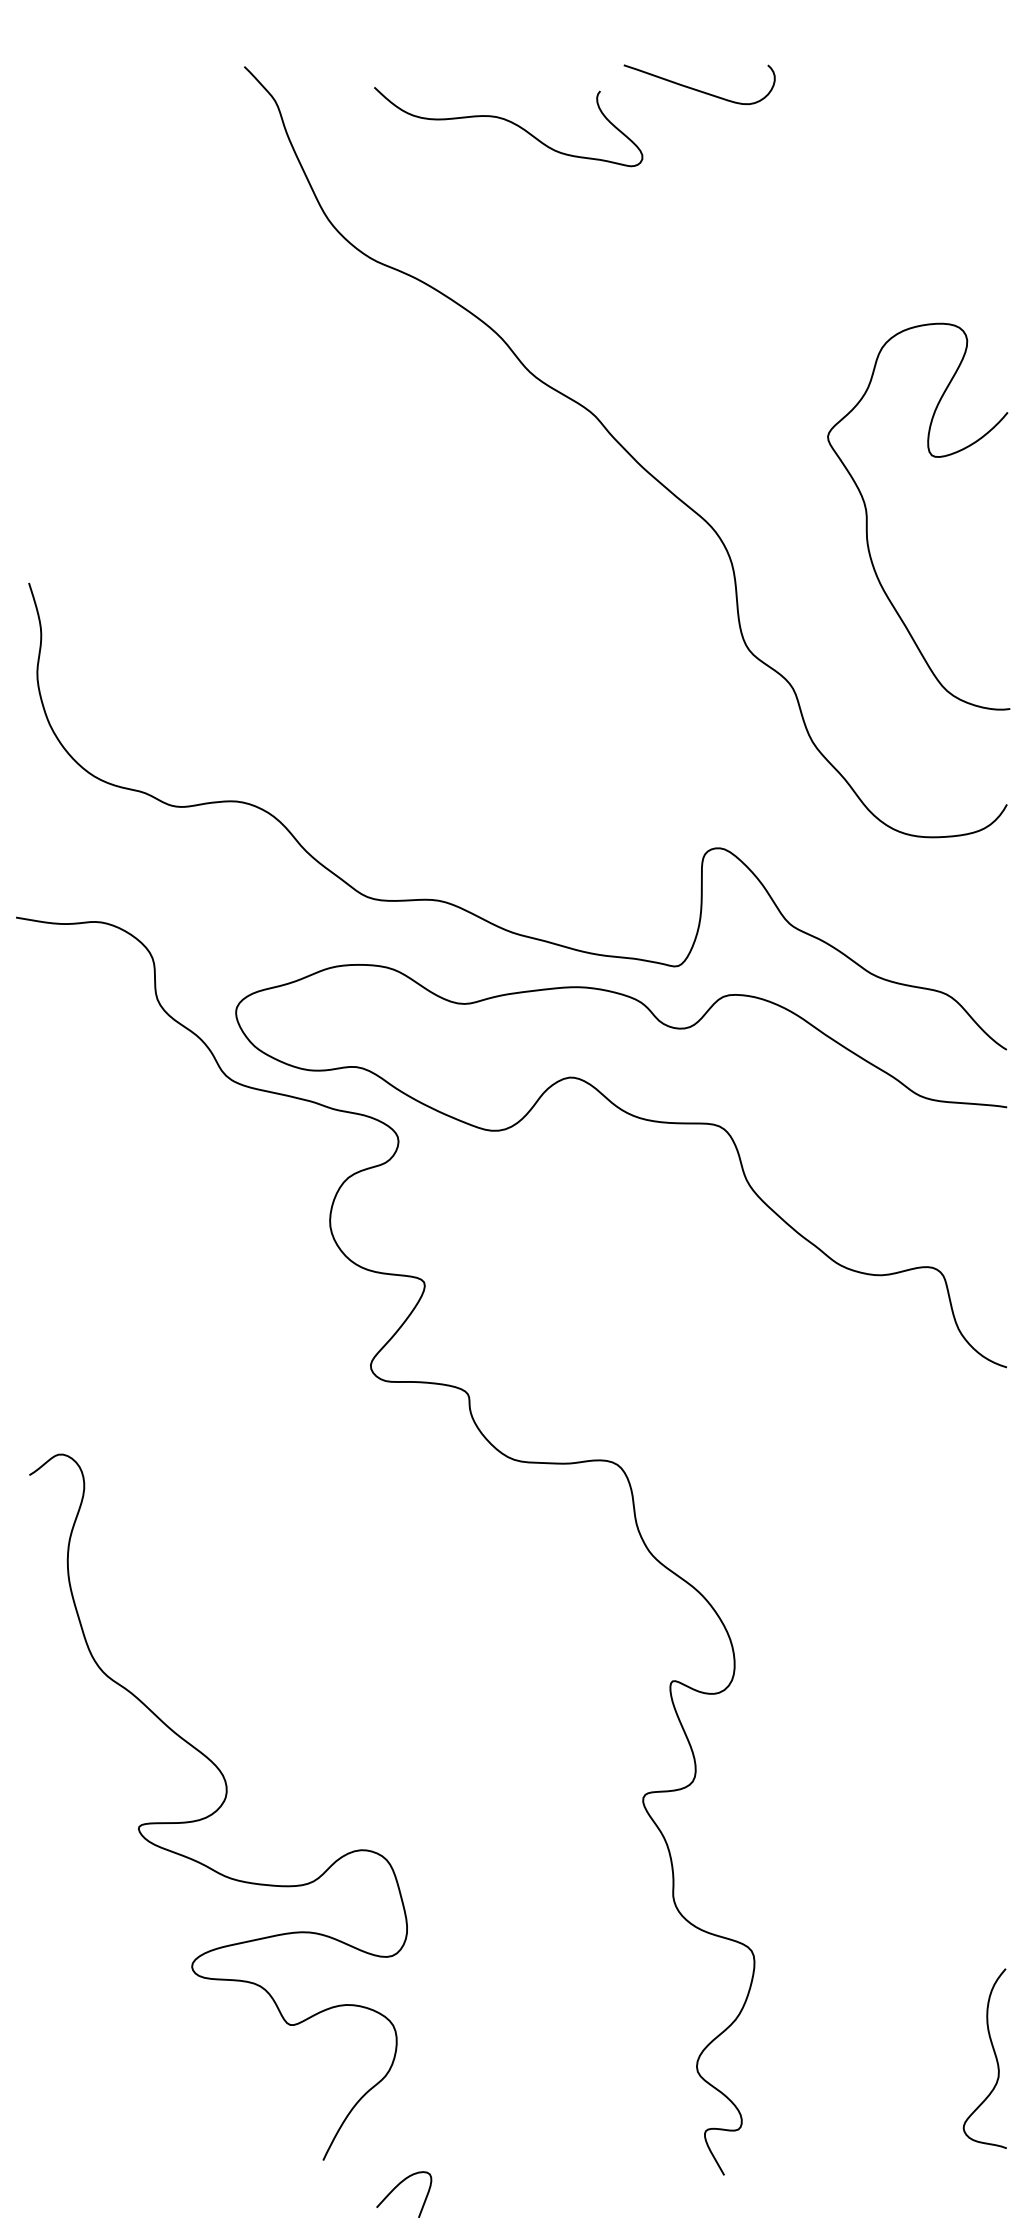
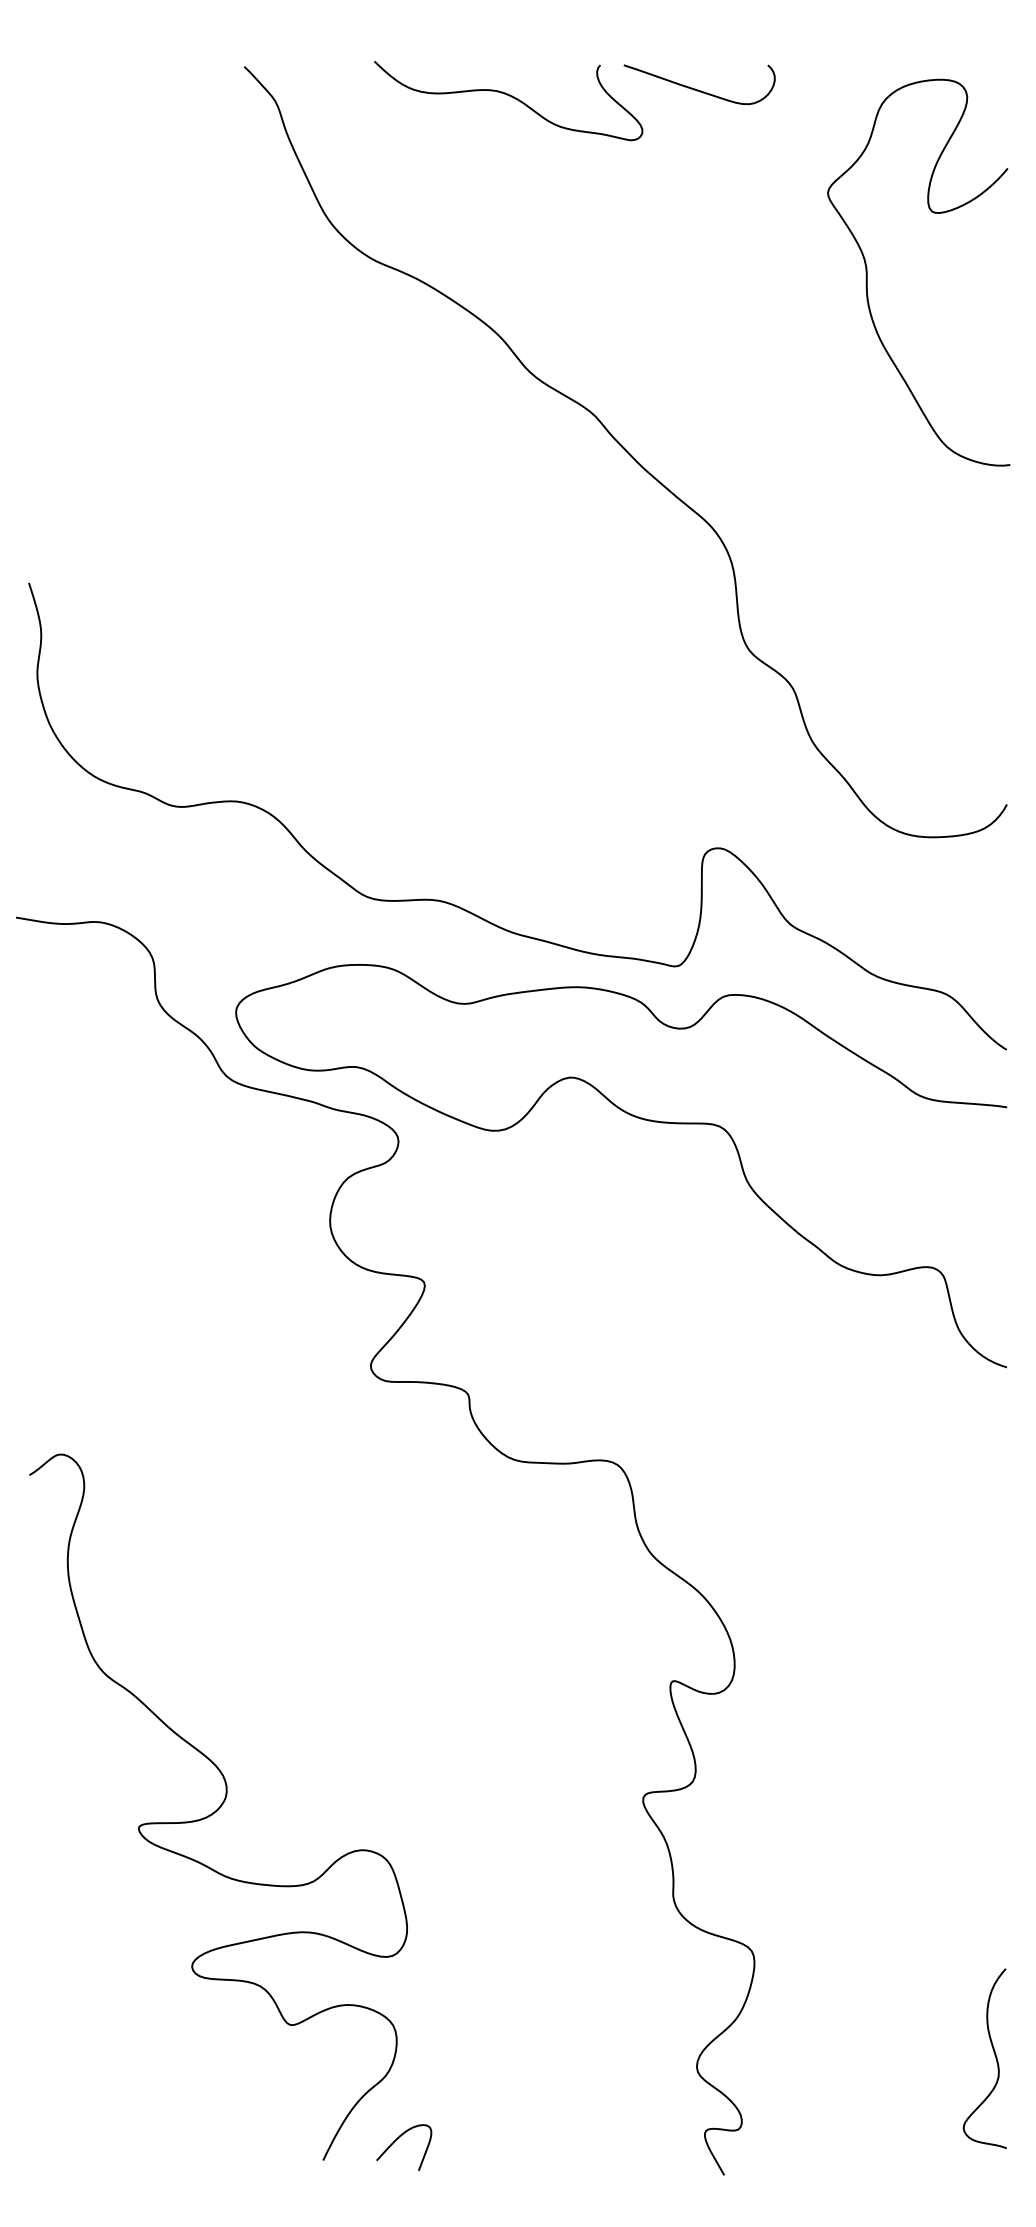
curve position: (511, 123) -> (511, 97) (511, 97)
curve position: (867, 516) -> (867, 272) (867, 272)
curve position: (398, 2186) -> (398, 2139) (398, 2139)
